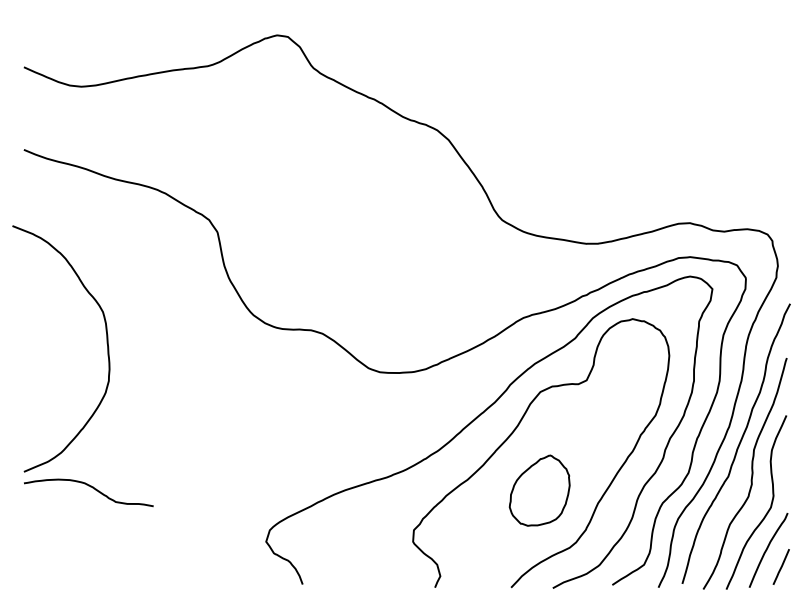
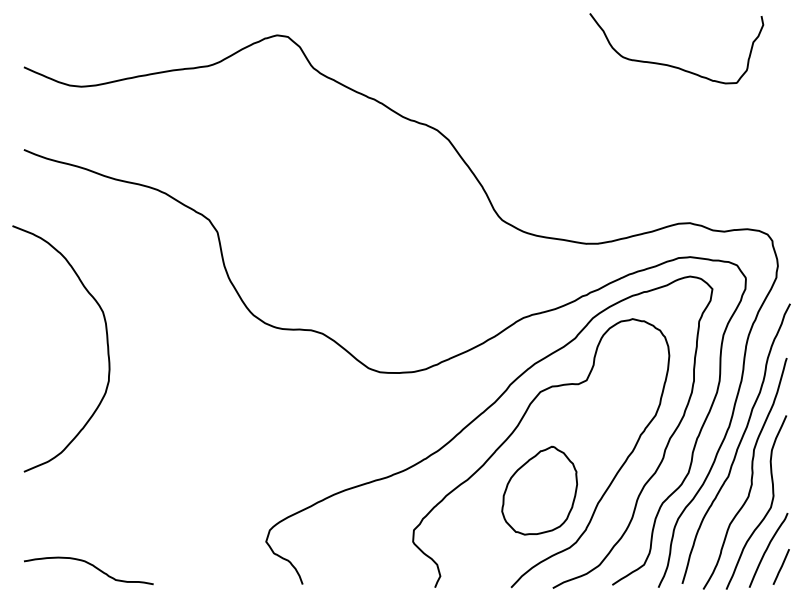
curve: none -> present (669, 64)
curve position: (90, 487) -> (90, 565) (90, 565)
part size: 63x73 px -> 78x91 px (539, 490)
